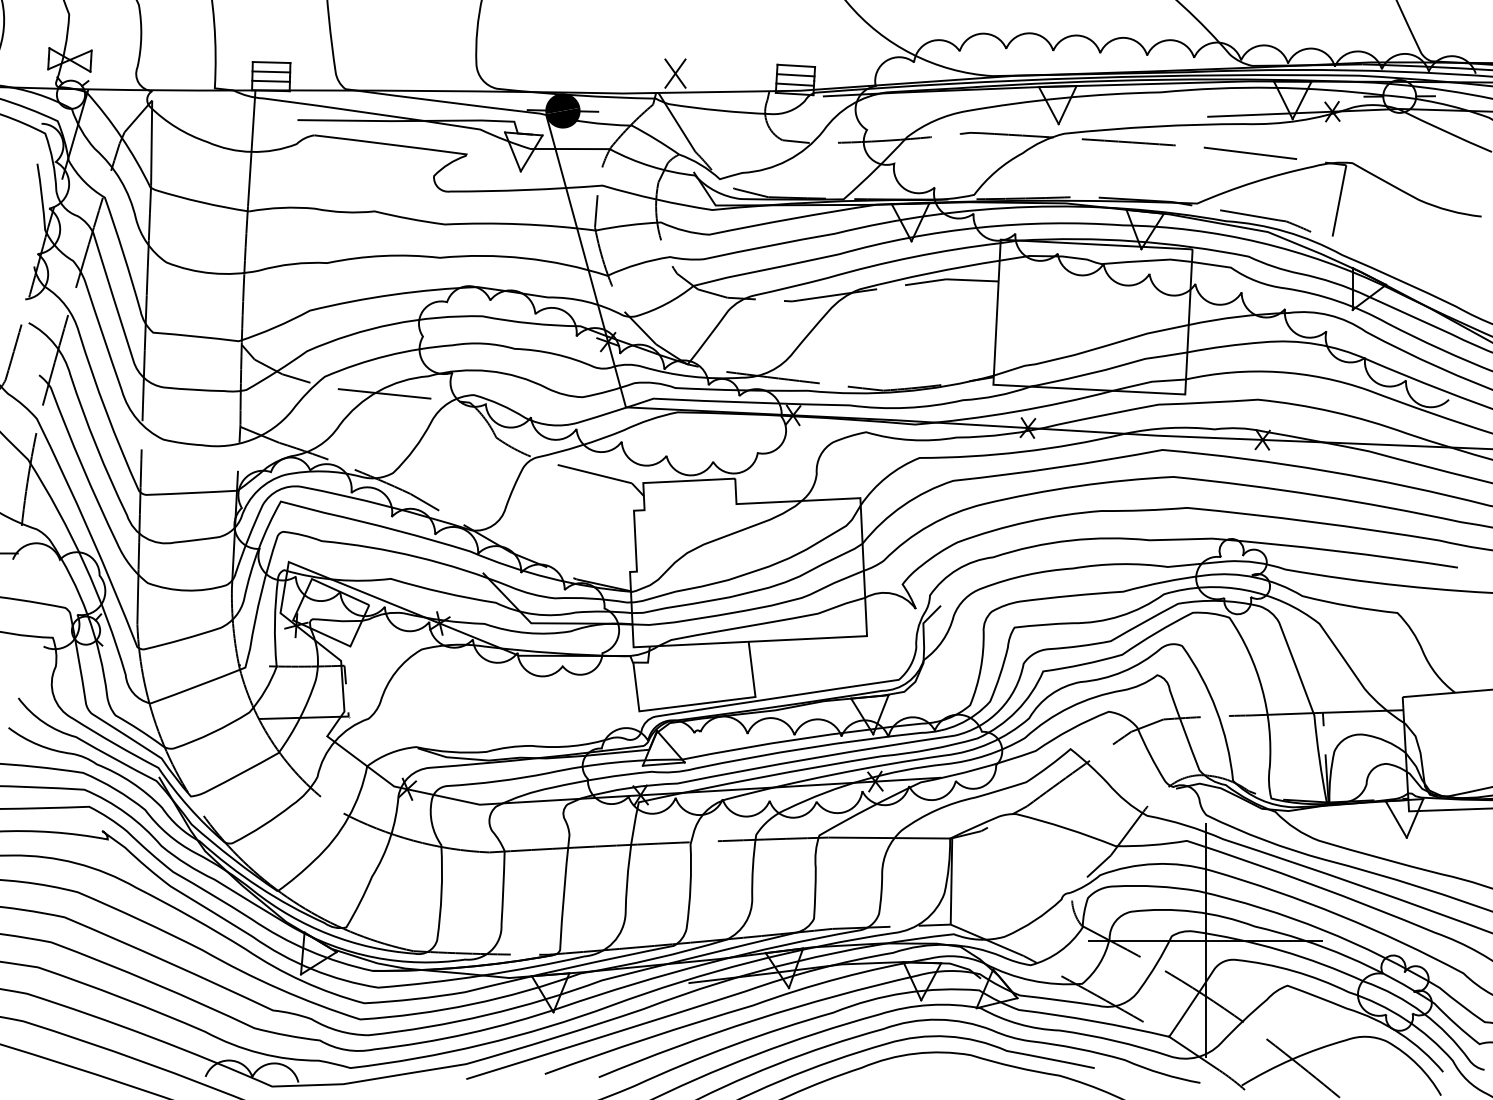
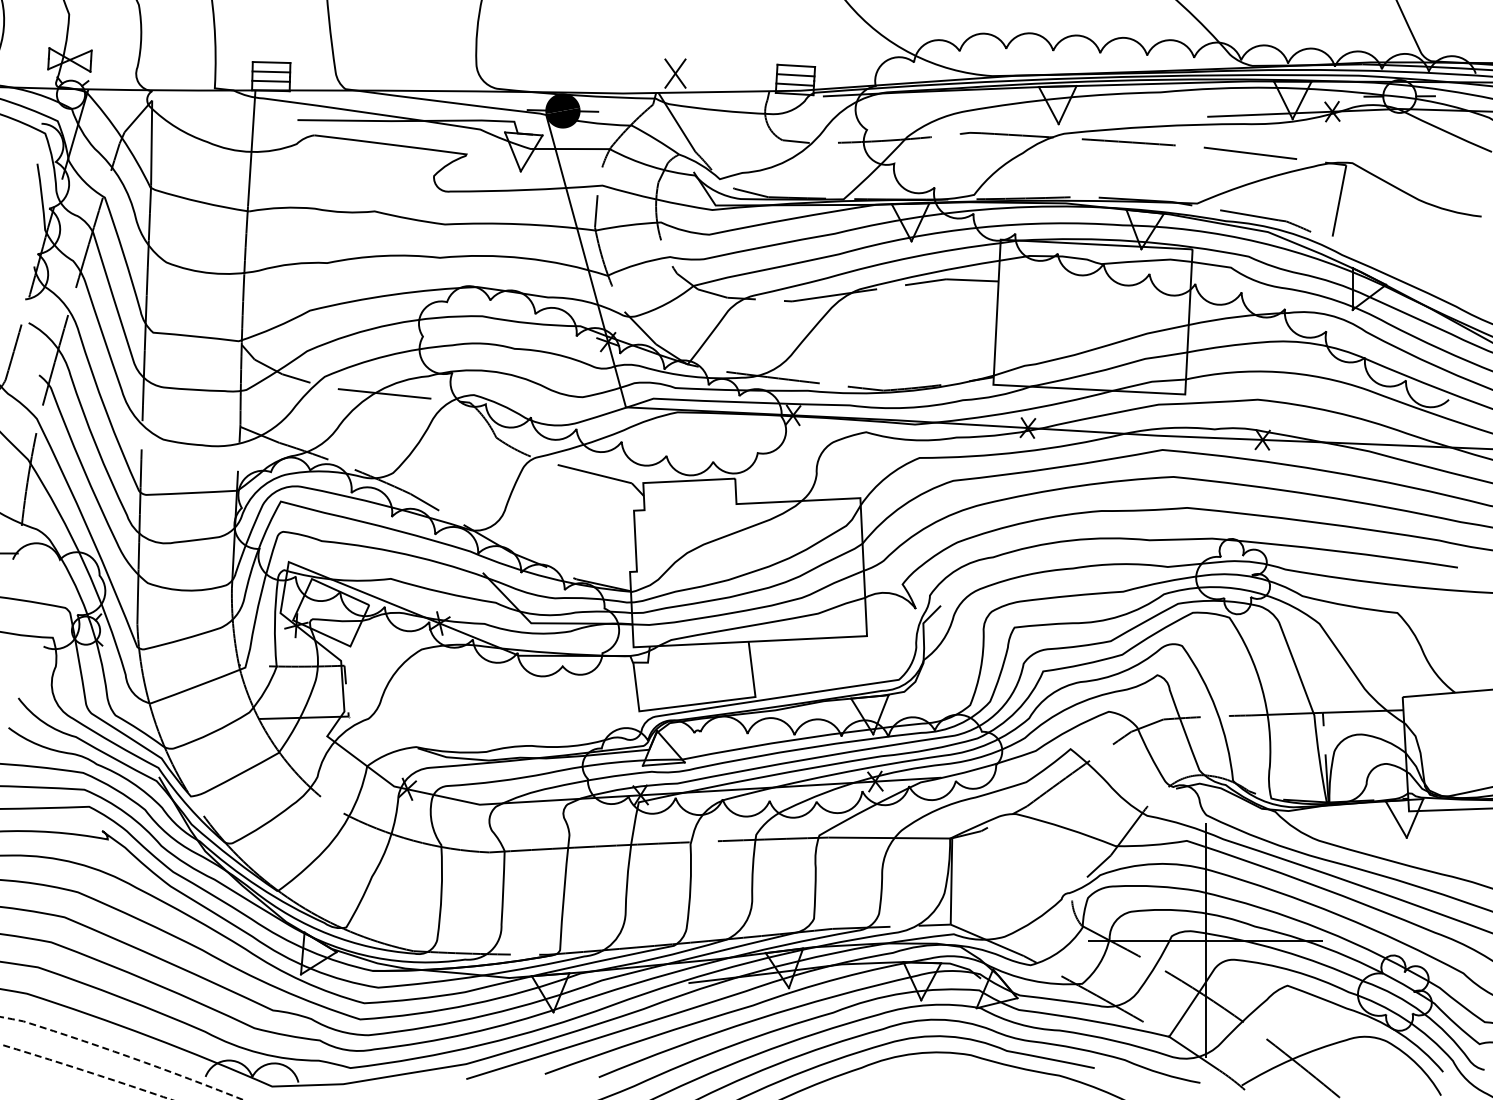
line: solid -> dashed (122, 1054)
line: solid -> dashed (85, 1071)
